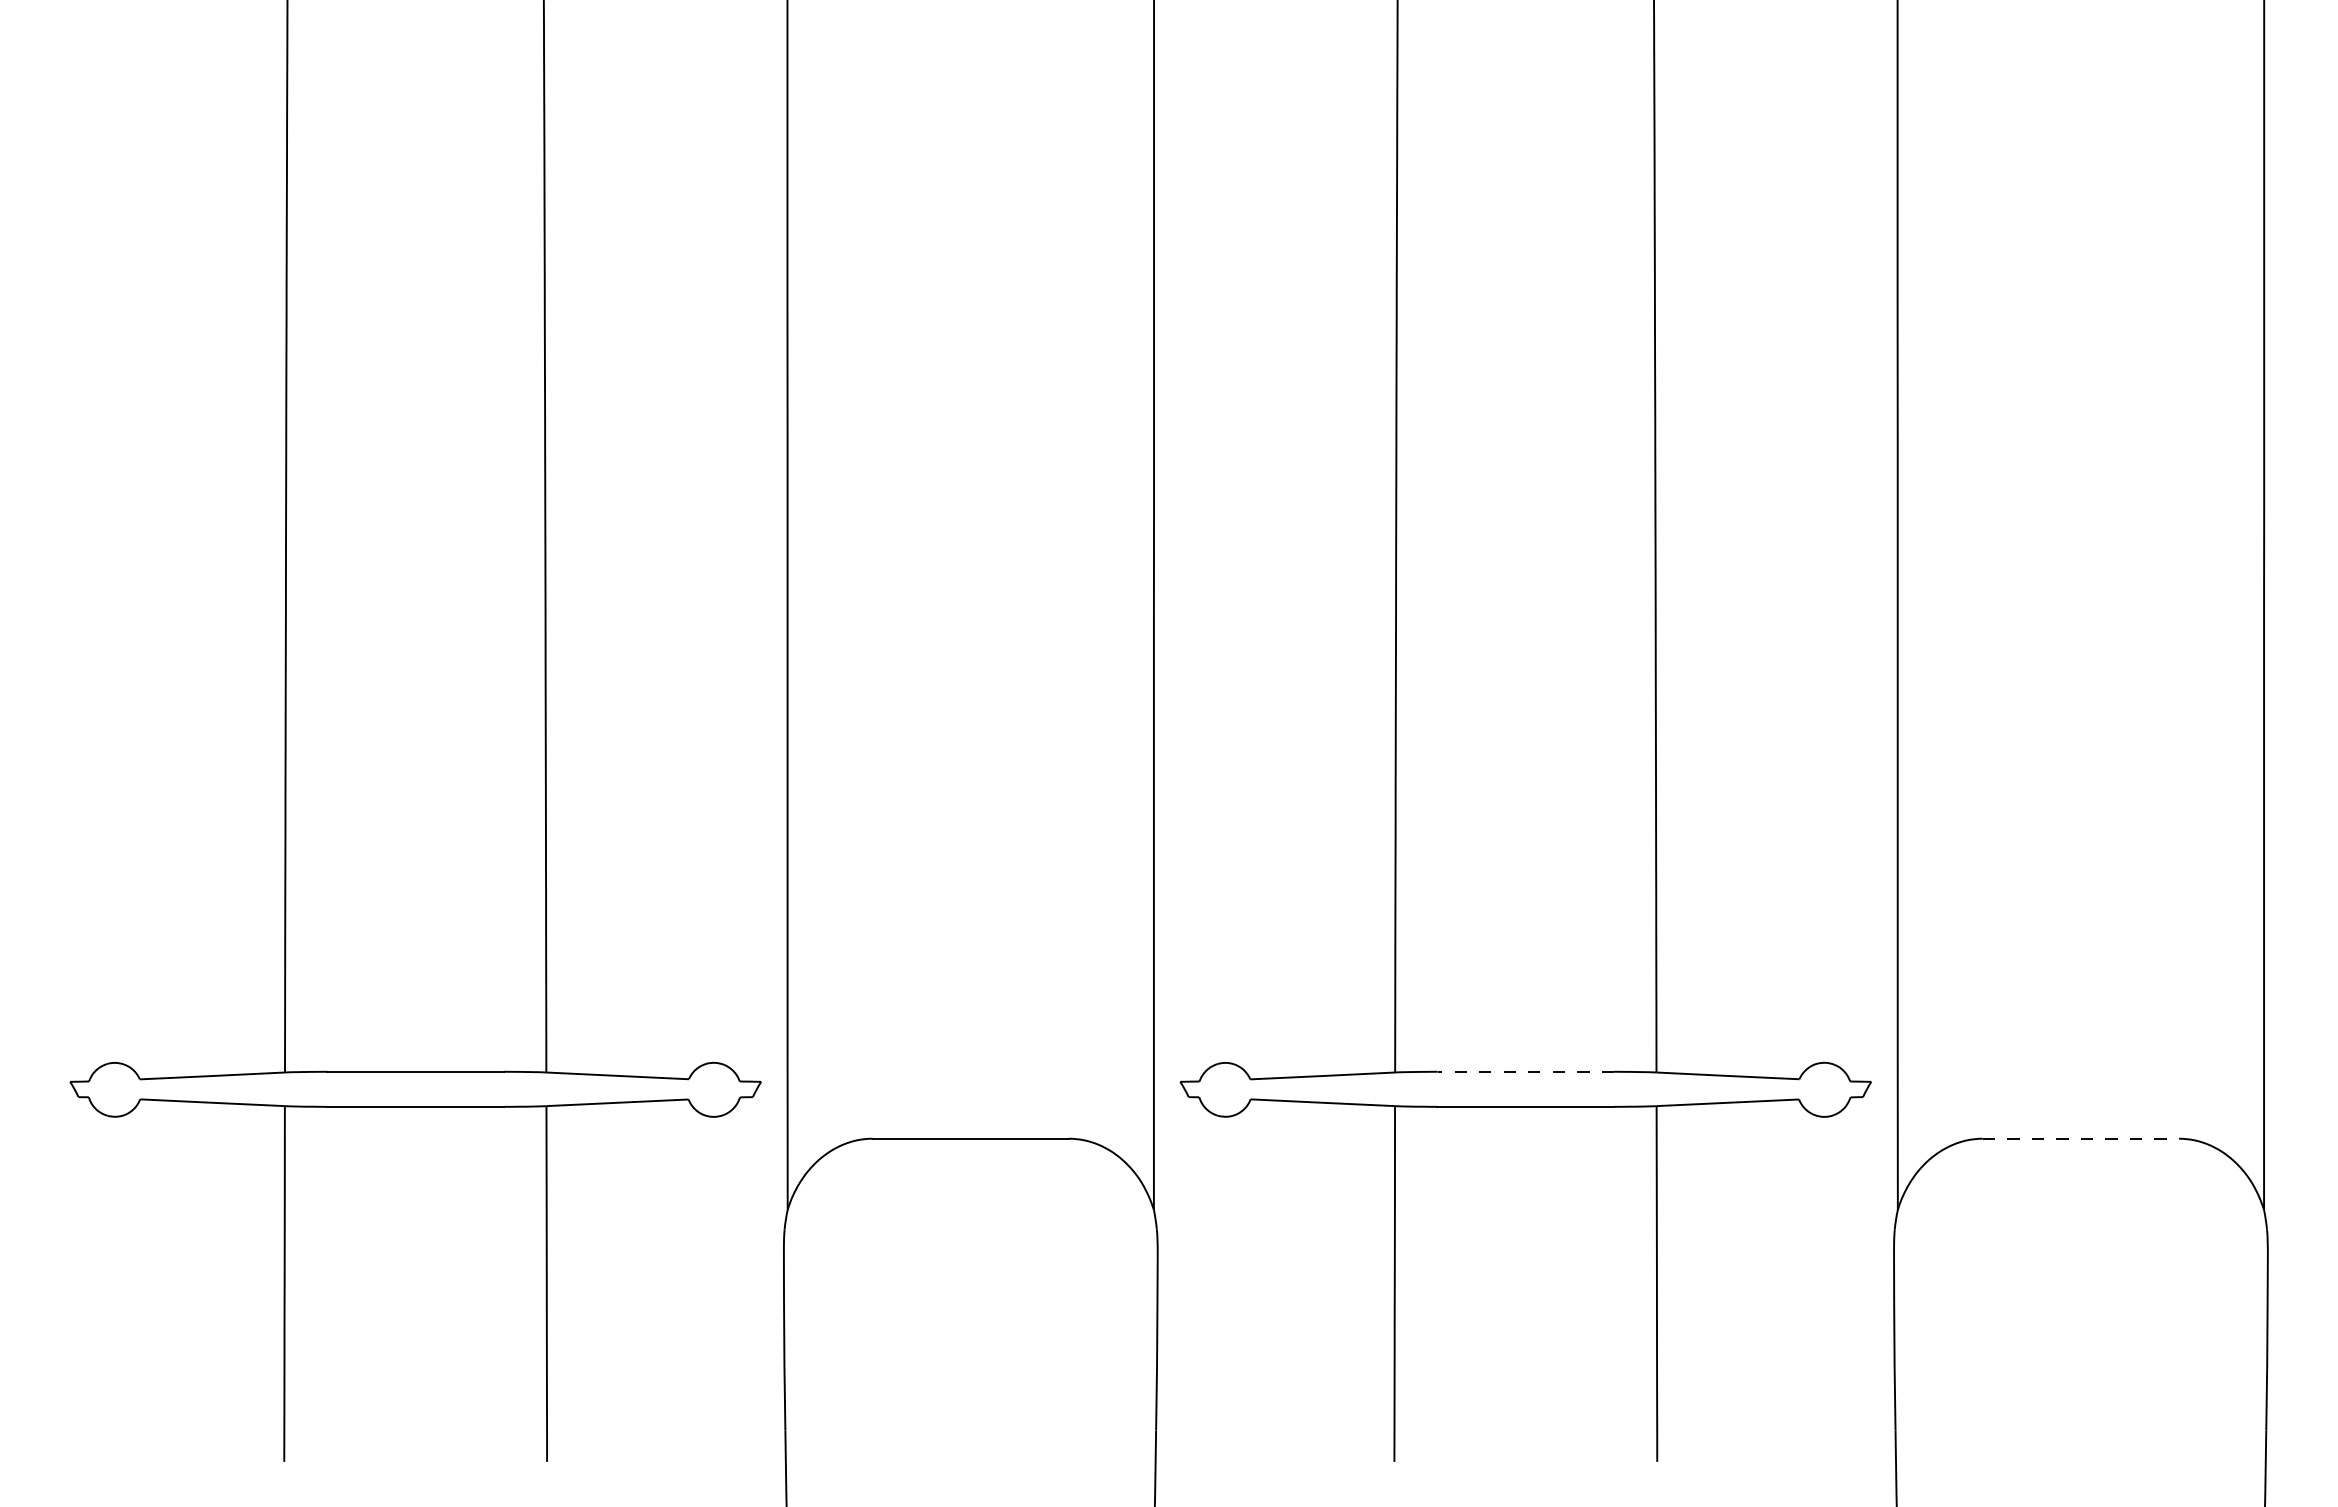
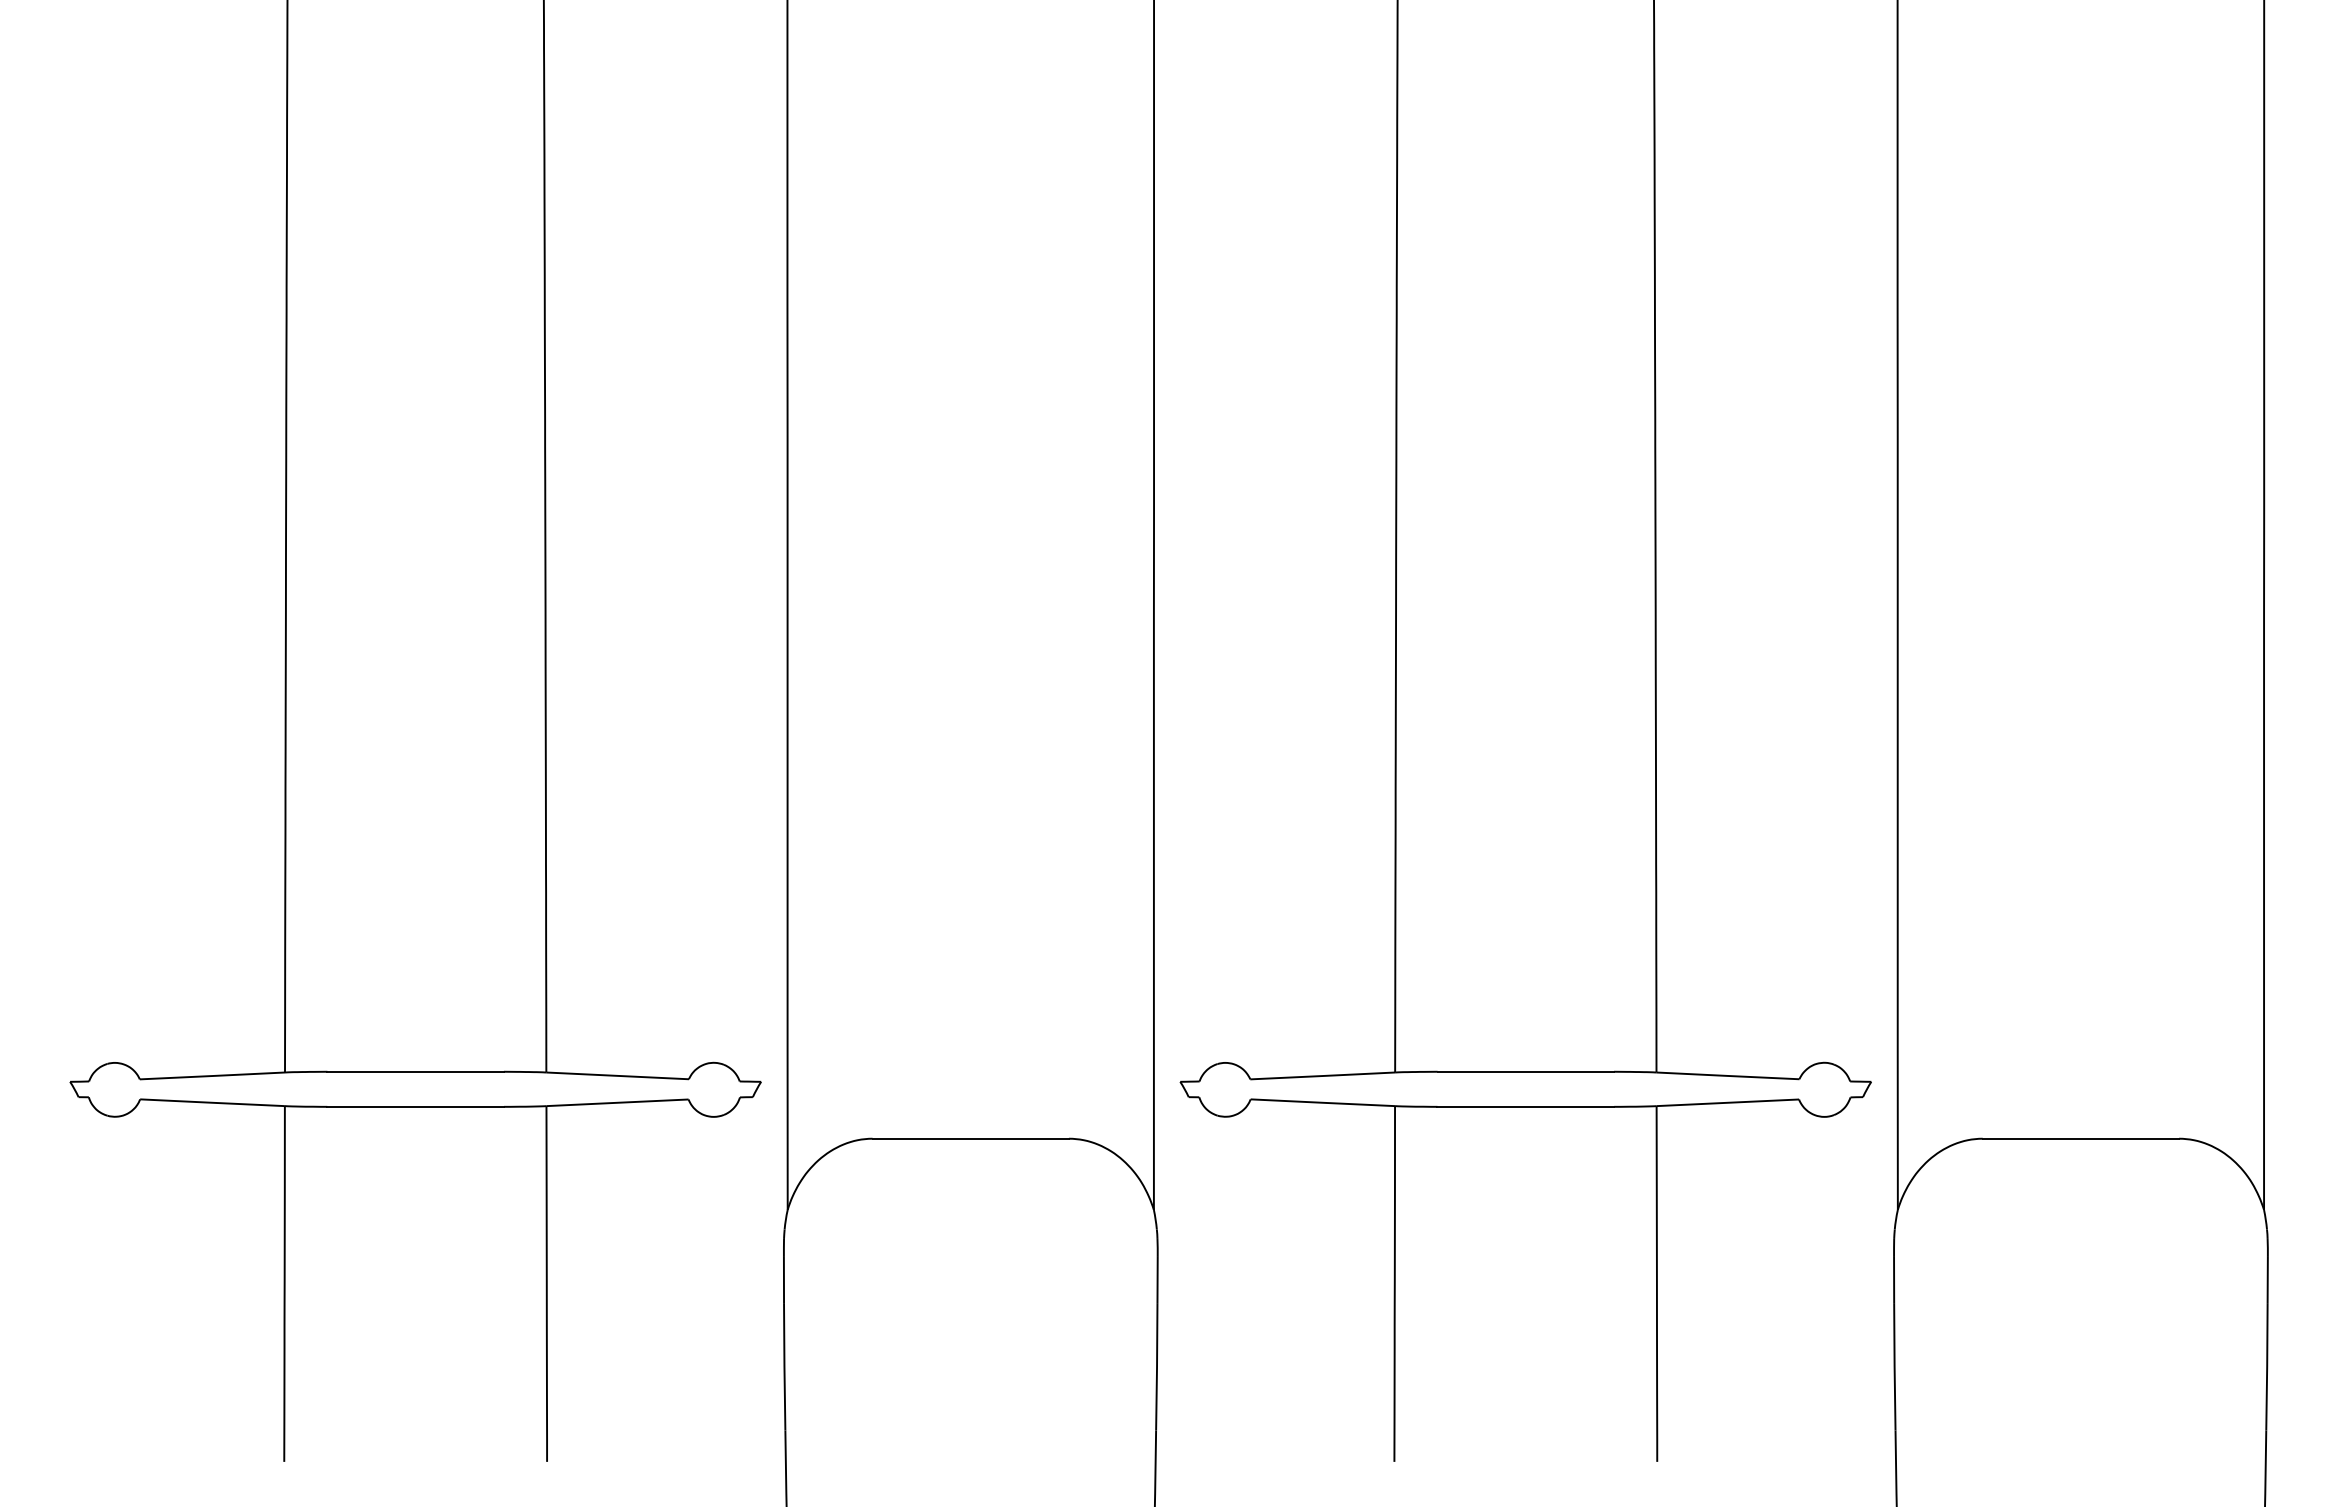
line: dashed -> solid (1525, 1071)
line: dashed -> solid (2081, 1138)
